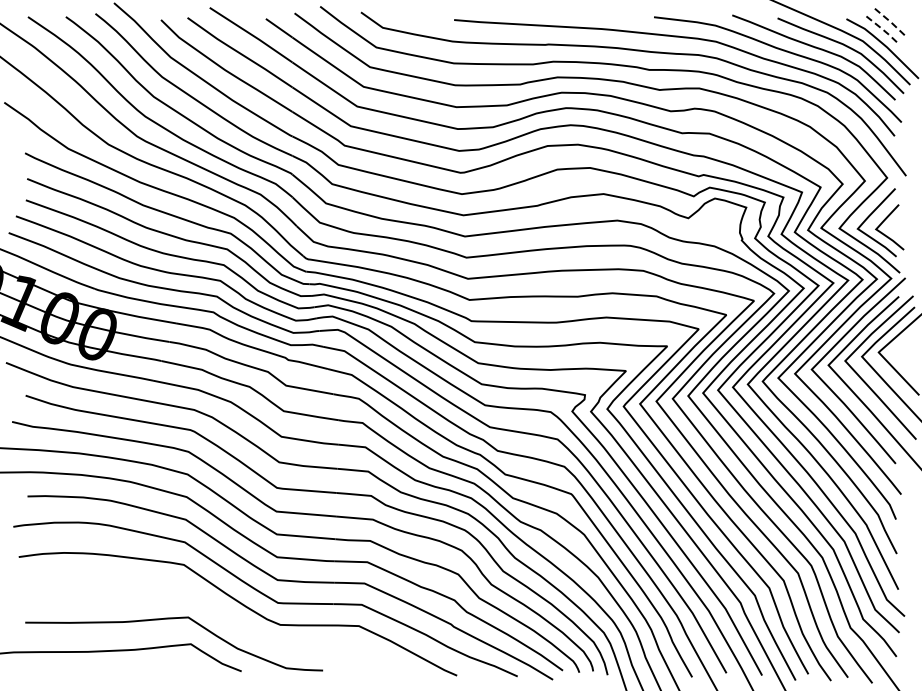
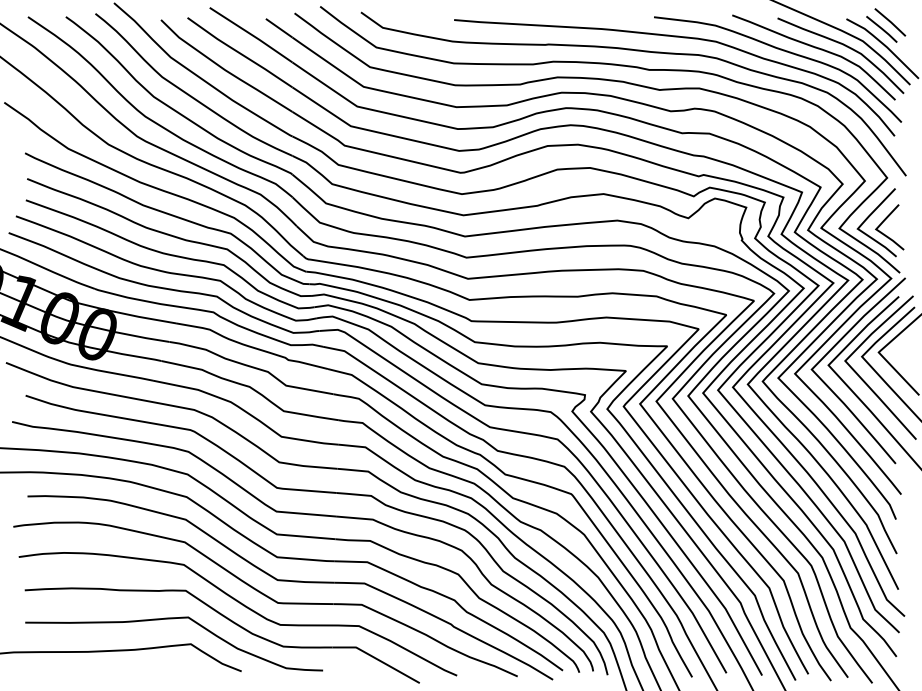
line: dashed -> solid (891, 22)
line: dashed -> solid (882, 29)
part: none -> present (231, 622)
